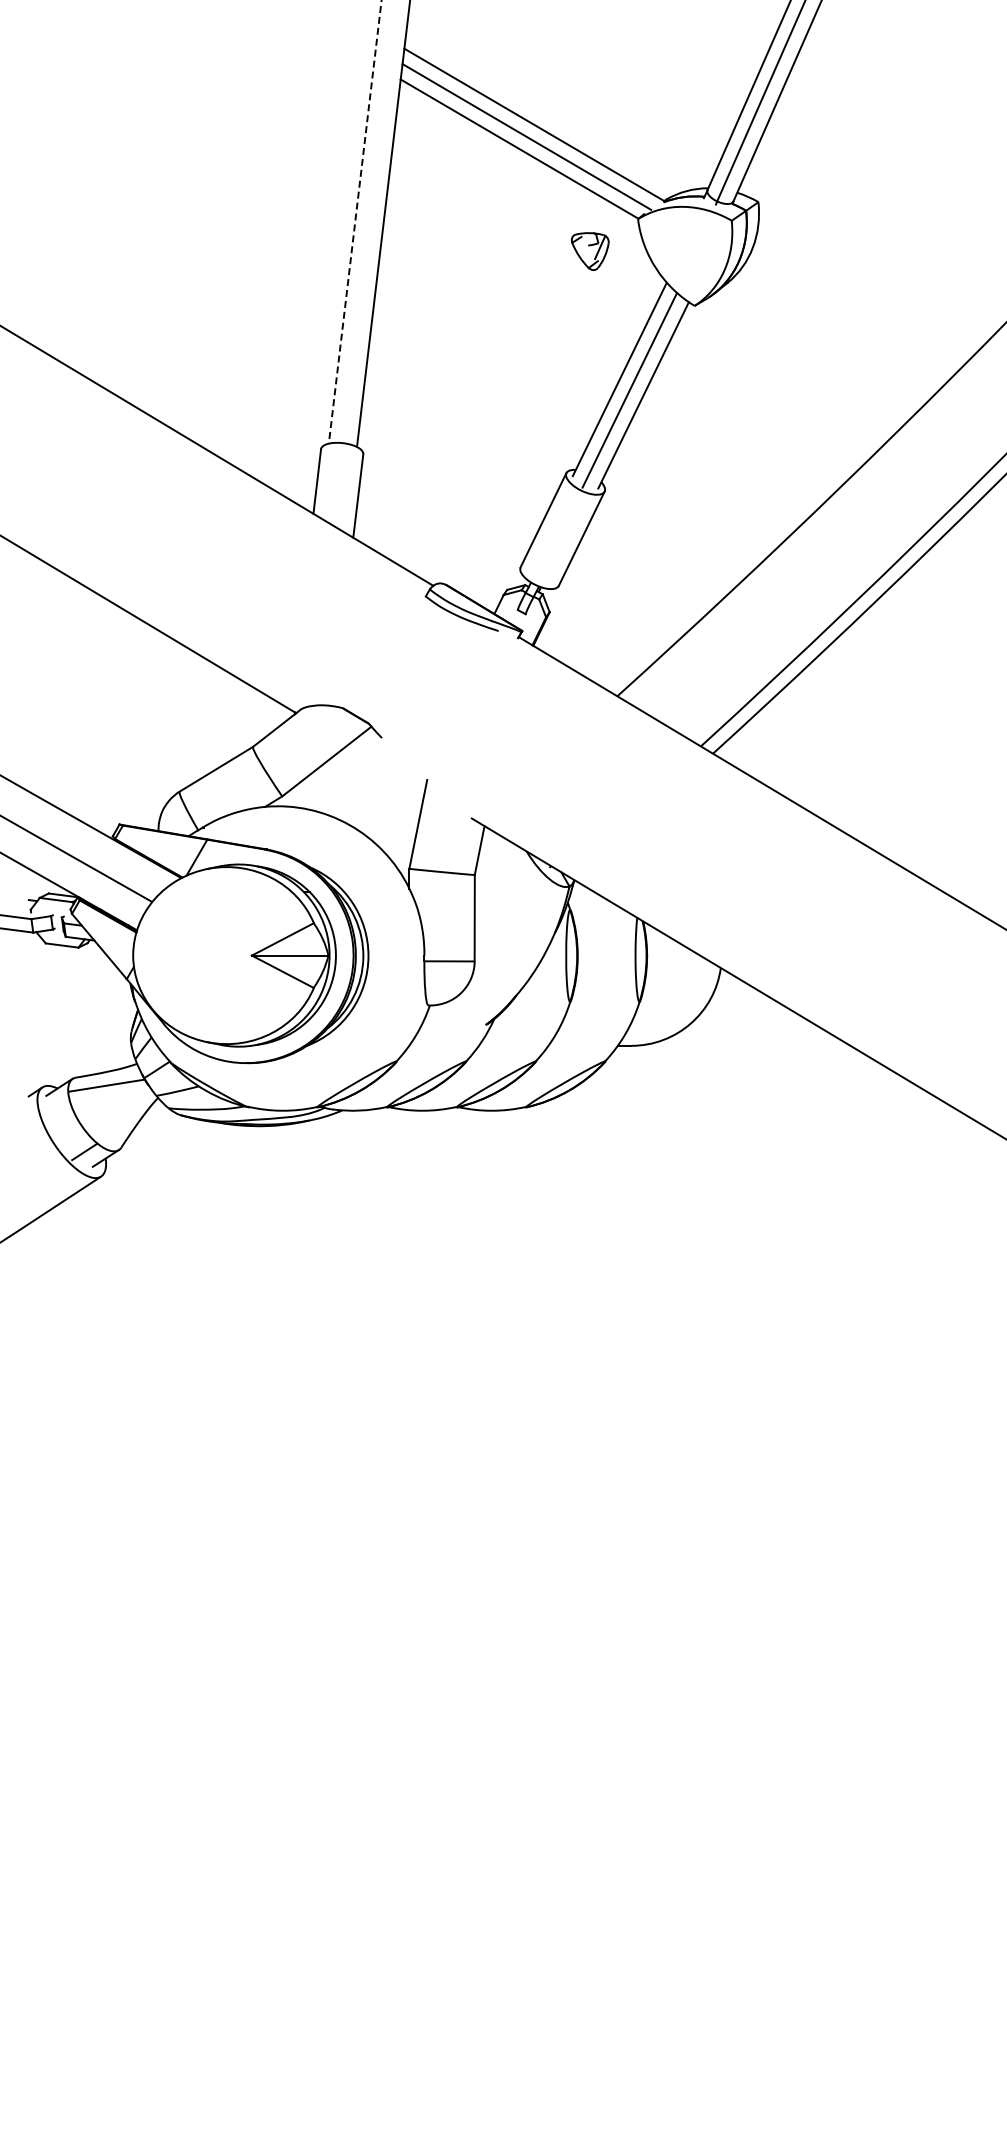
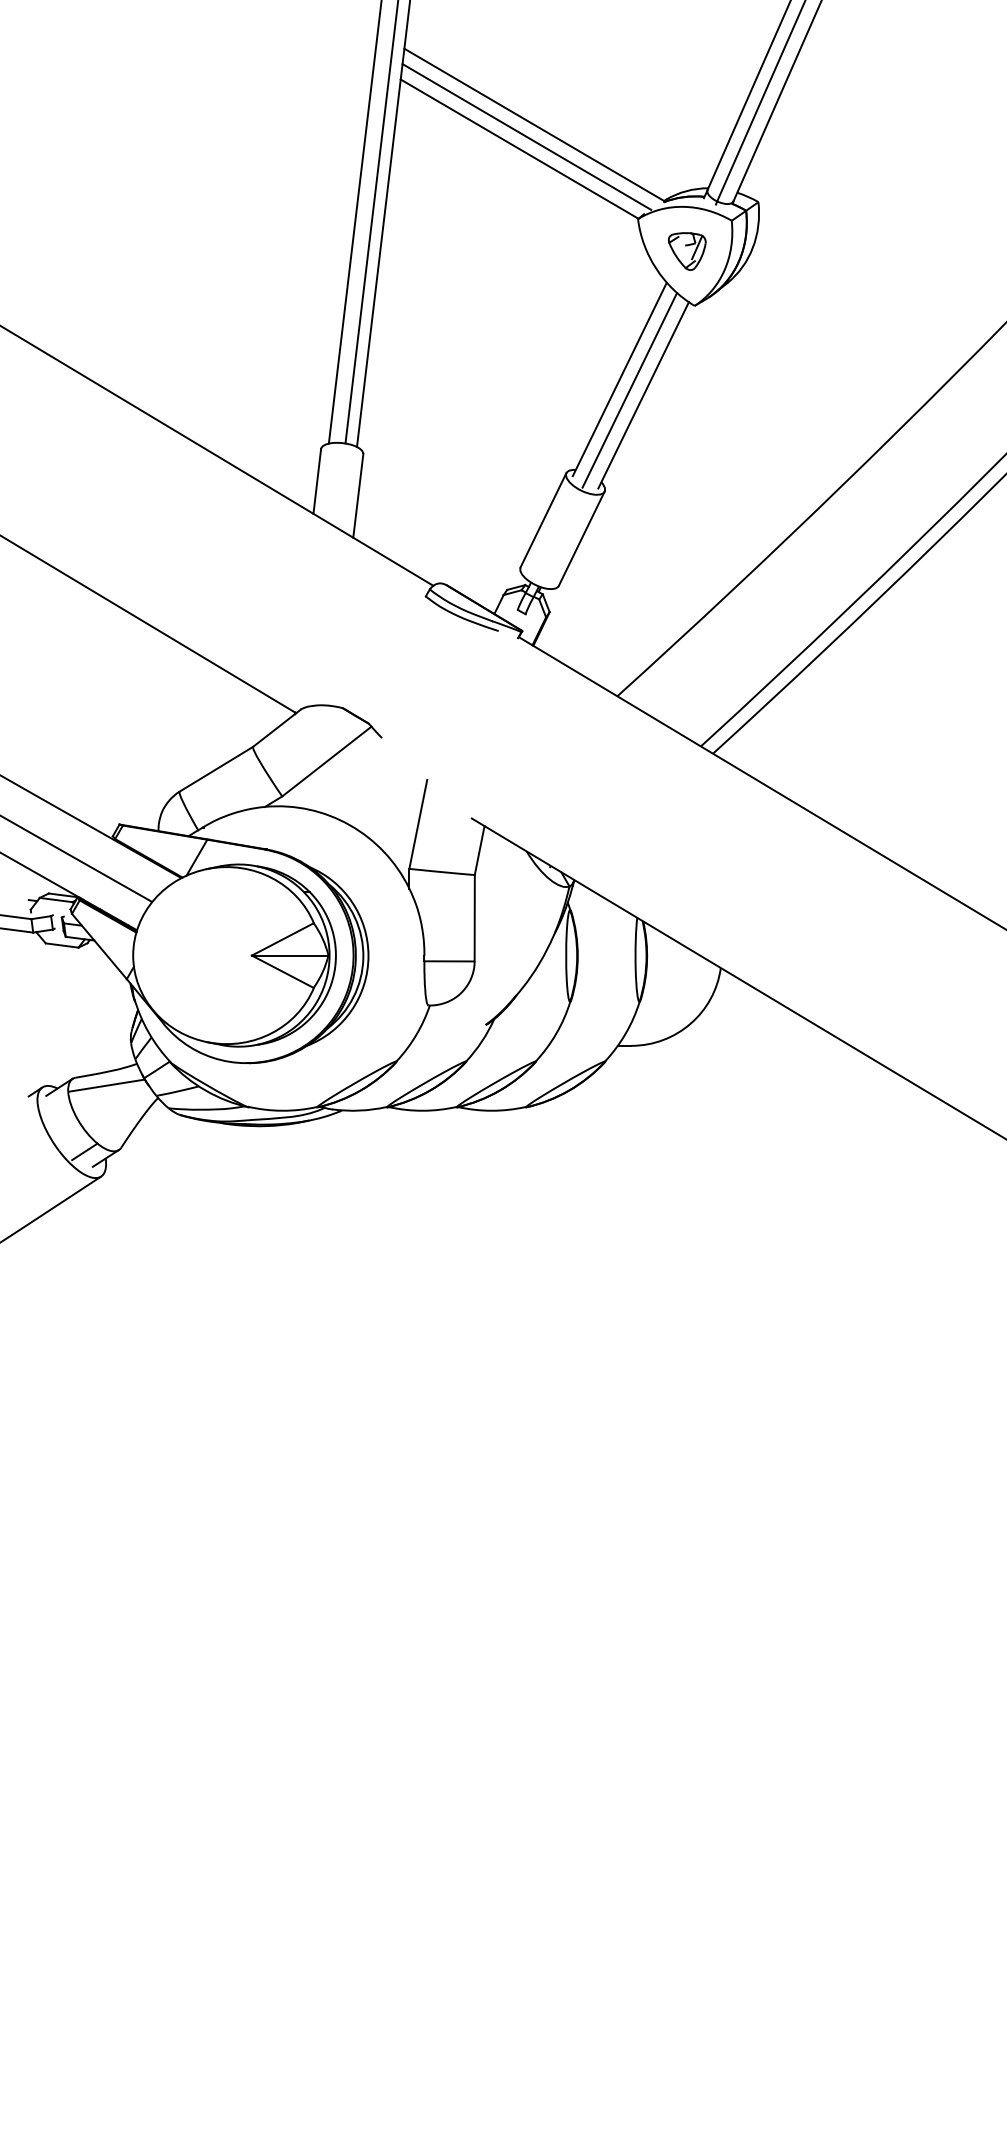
line: dashed -> solid (355, 222)
line: none -> present (371, 222)
part position: (590, 251) -> (687, 251) (687, 251)
